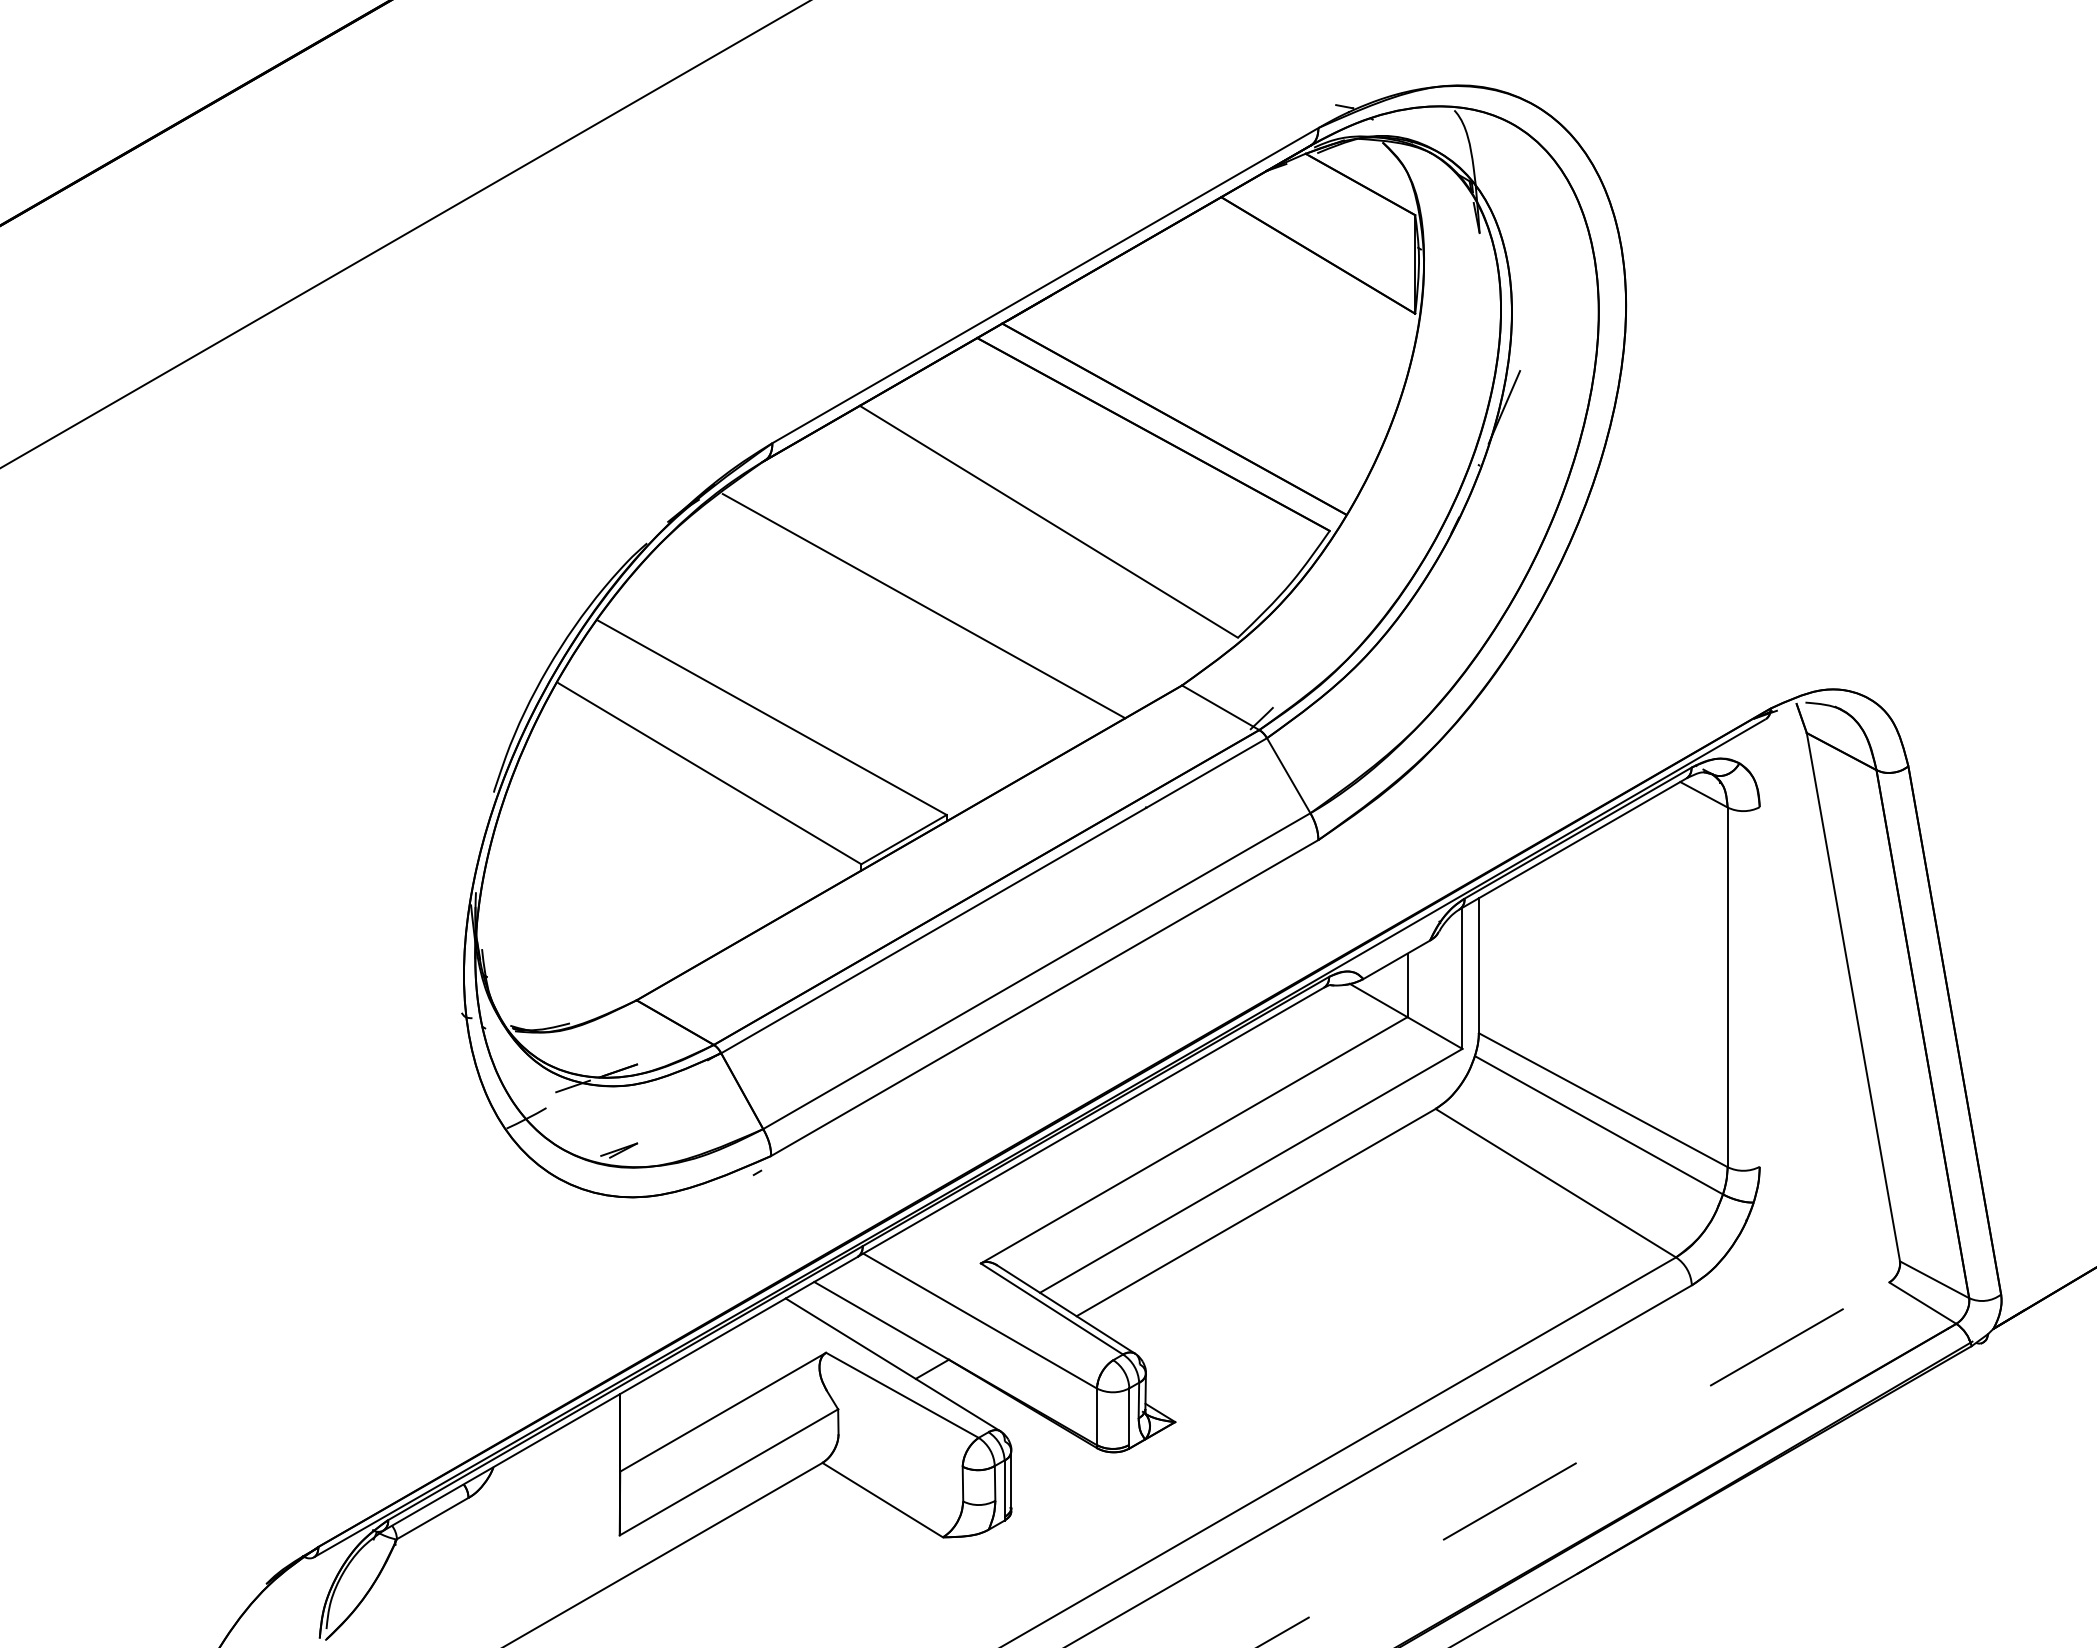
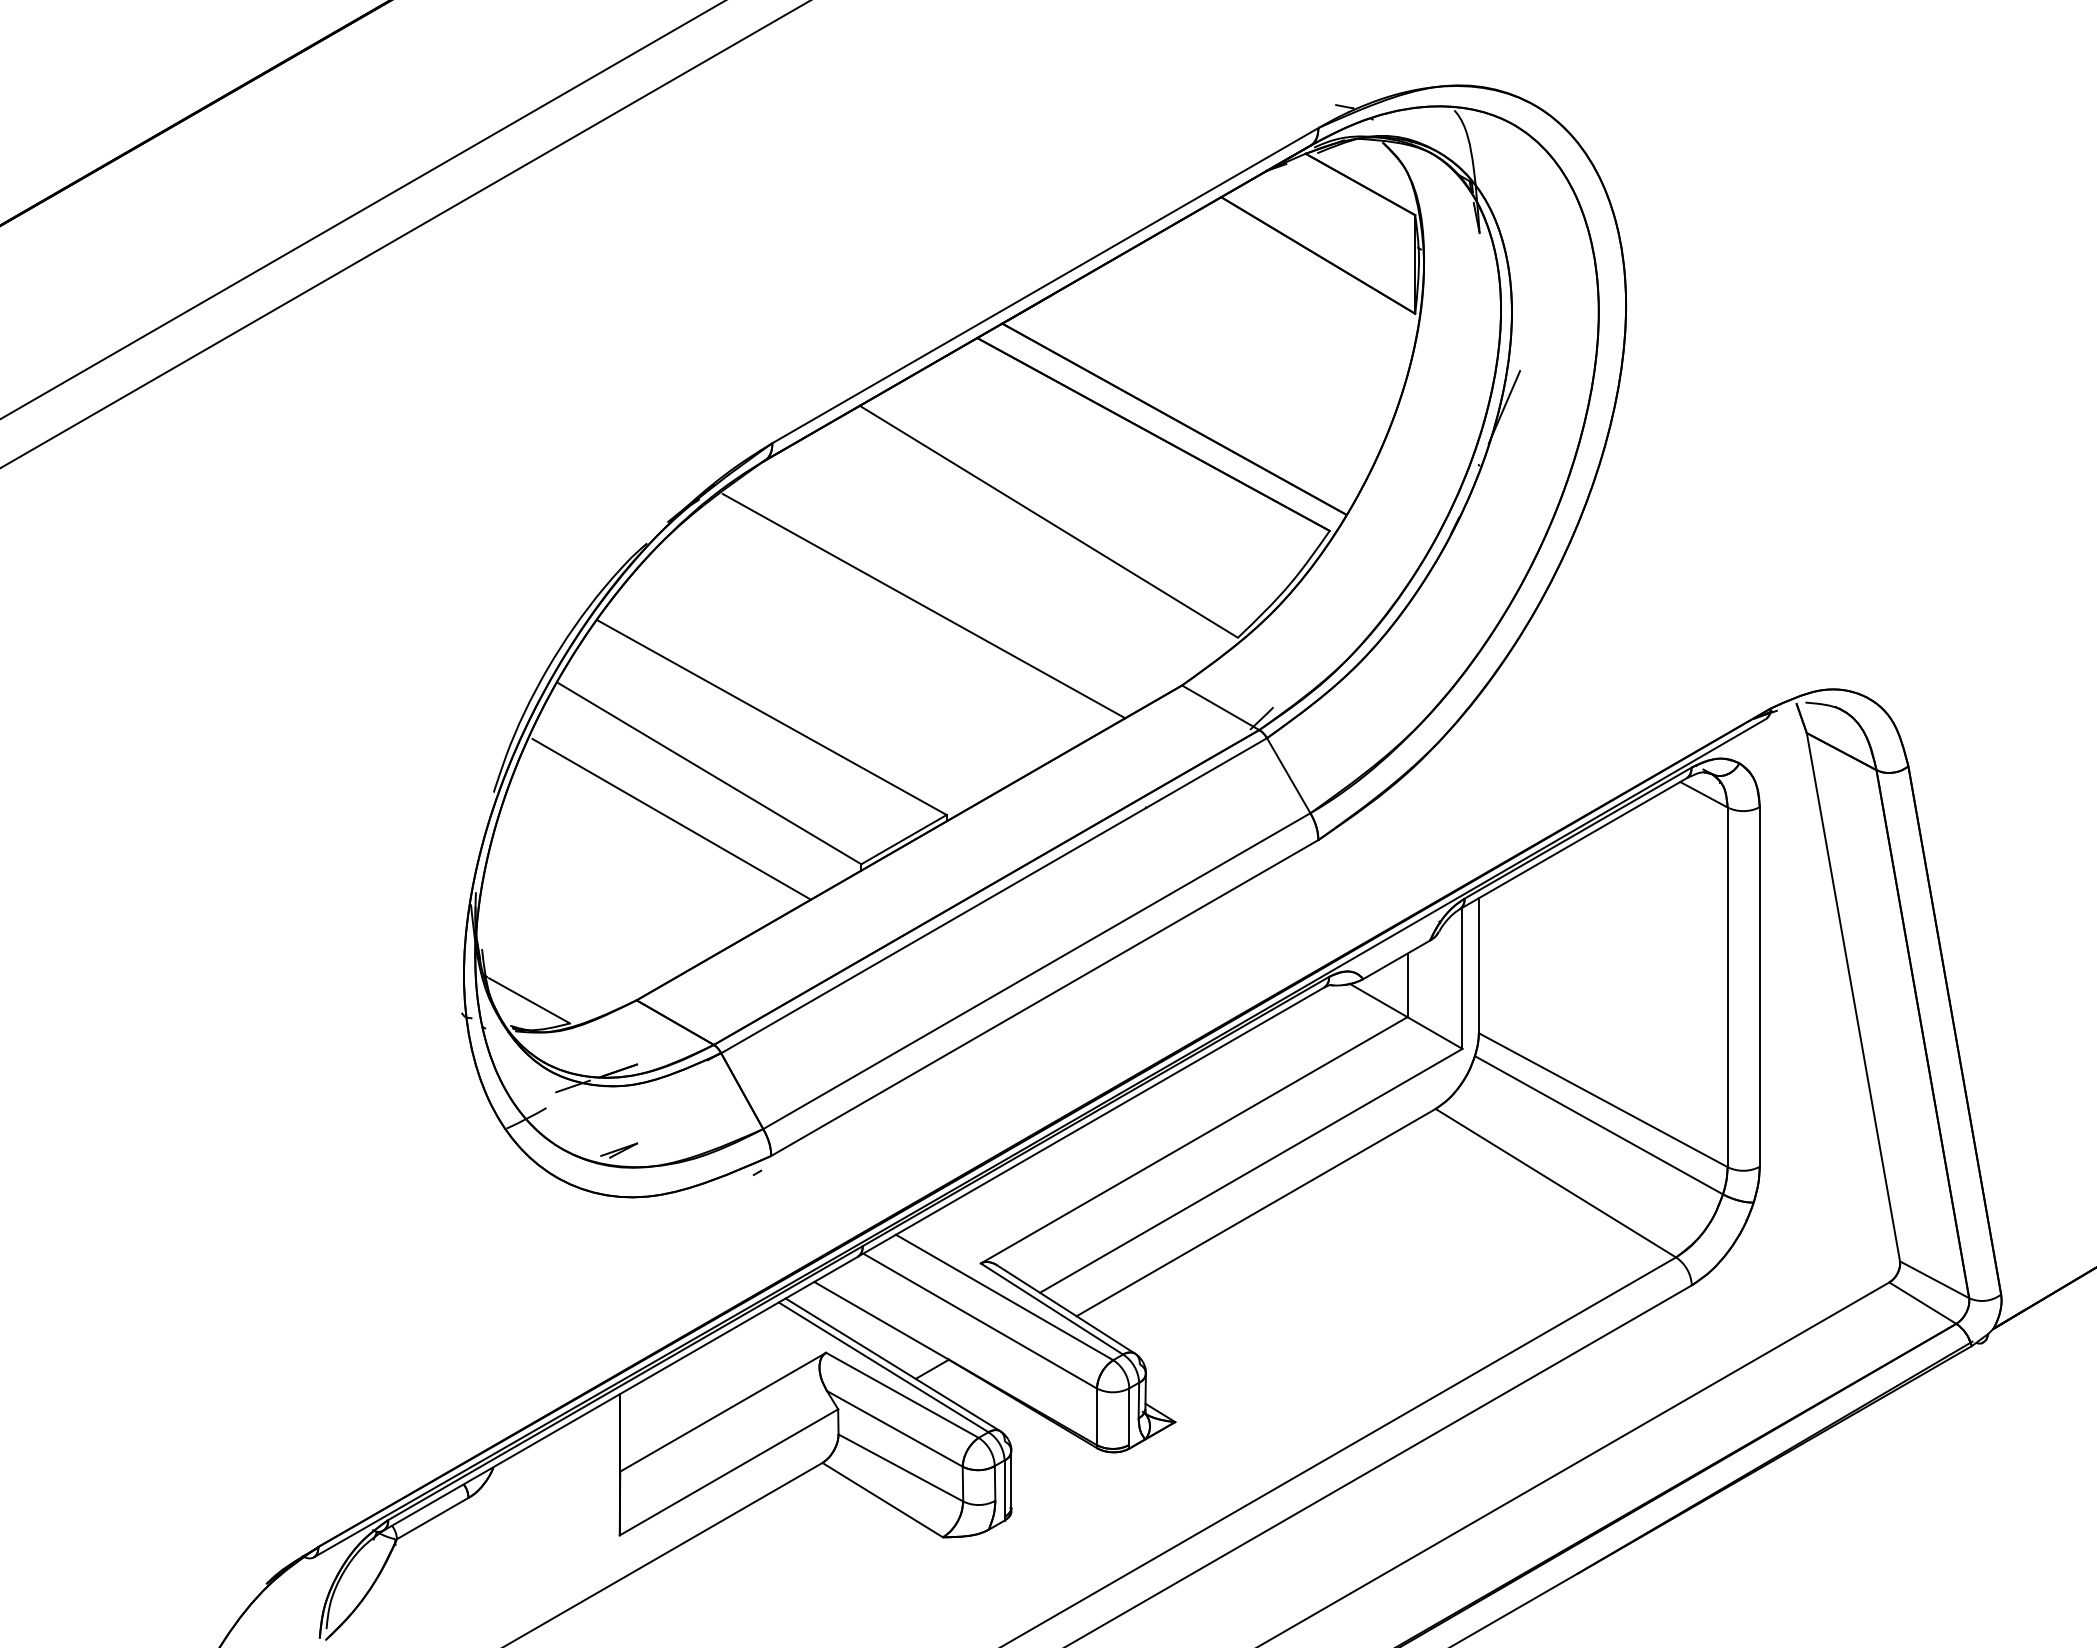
line: none -> present (362, 209)
line: none -> present (671, 818)
line: none -> present (1759, 986)
line: none -> present (529, 1000)
line: none -> present (1004, 1297)
line: none -> present (883, 1367)
line: none -> present (894, 1428)
line: dashed -> solid (1573, 1464)
line: none -> present (900, 1467)
